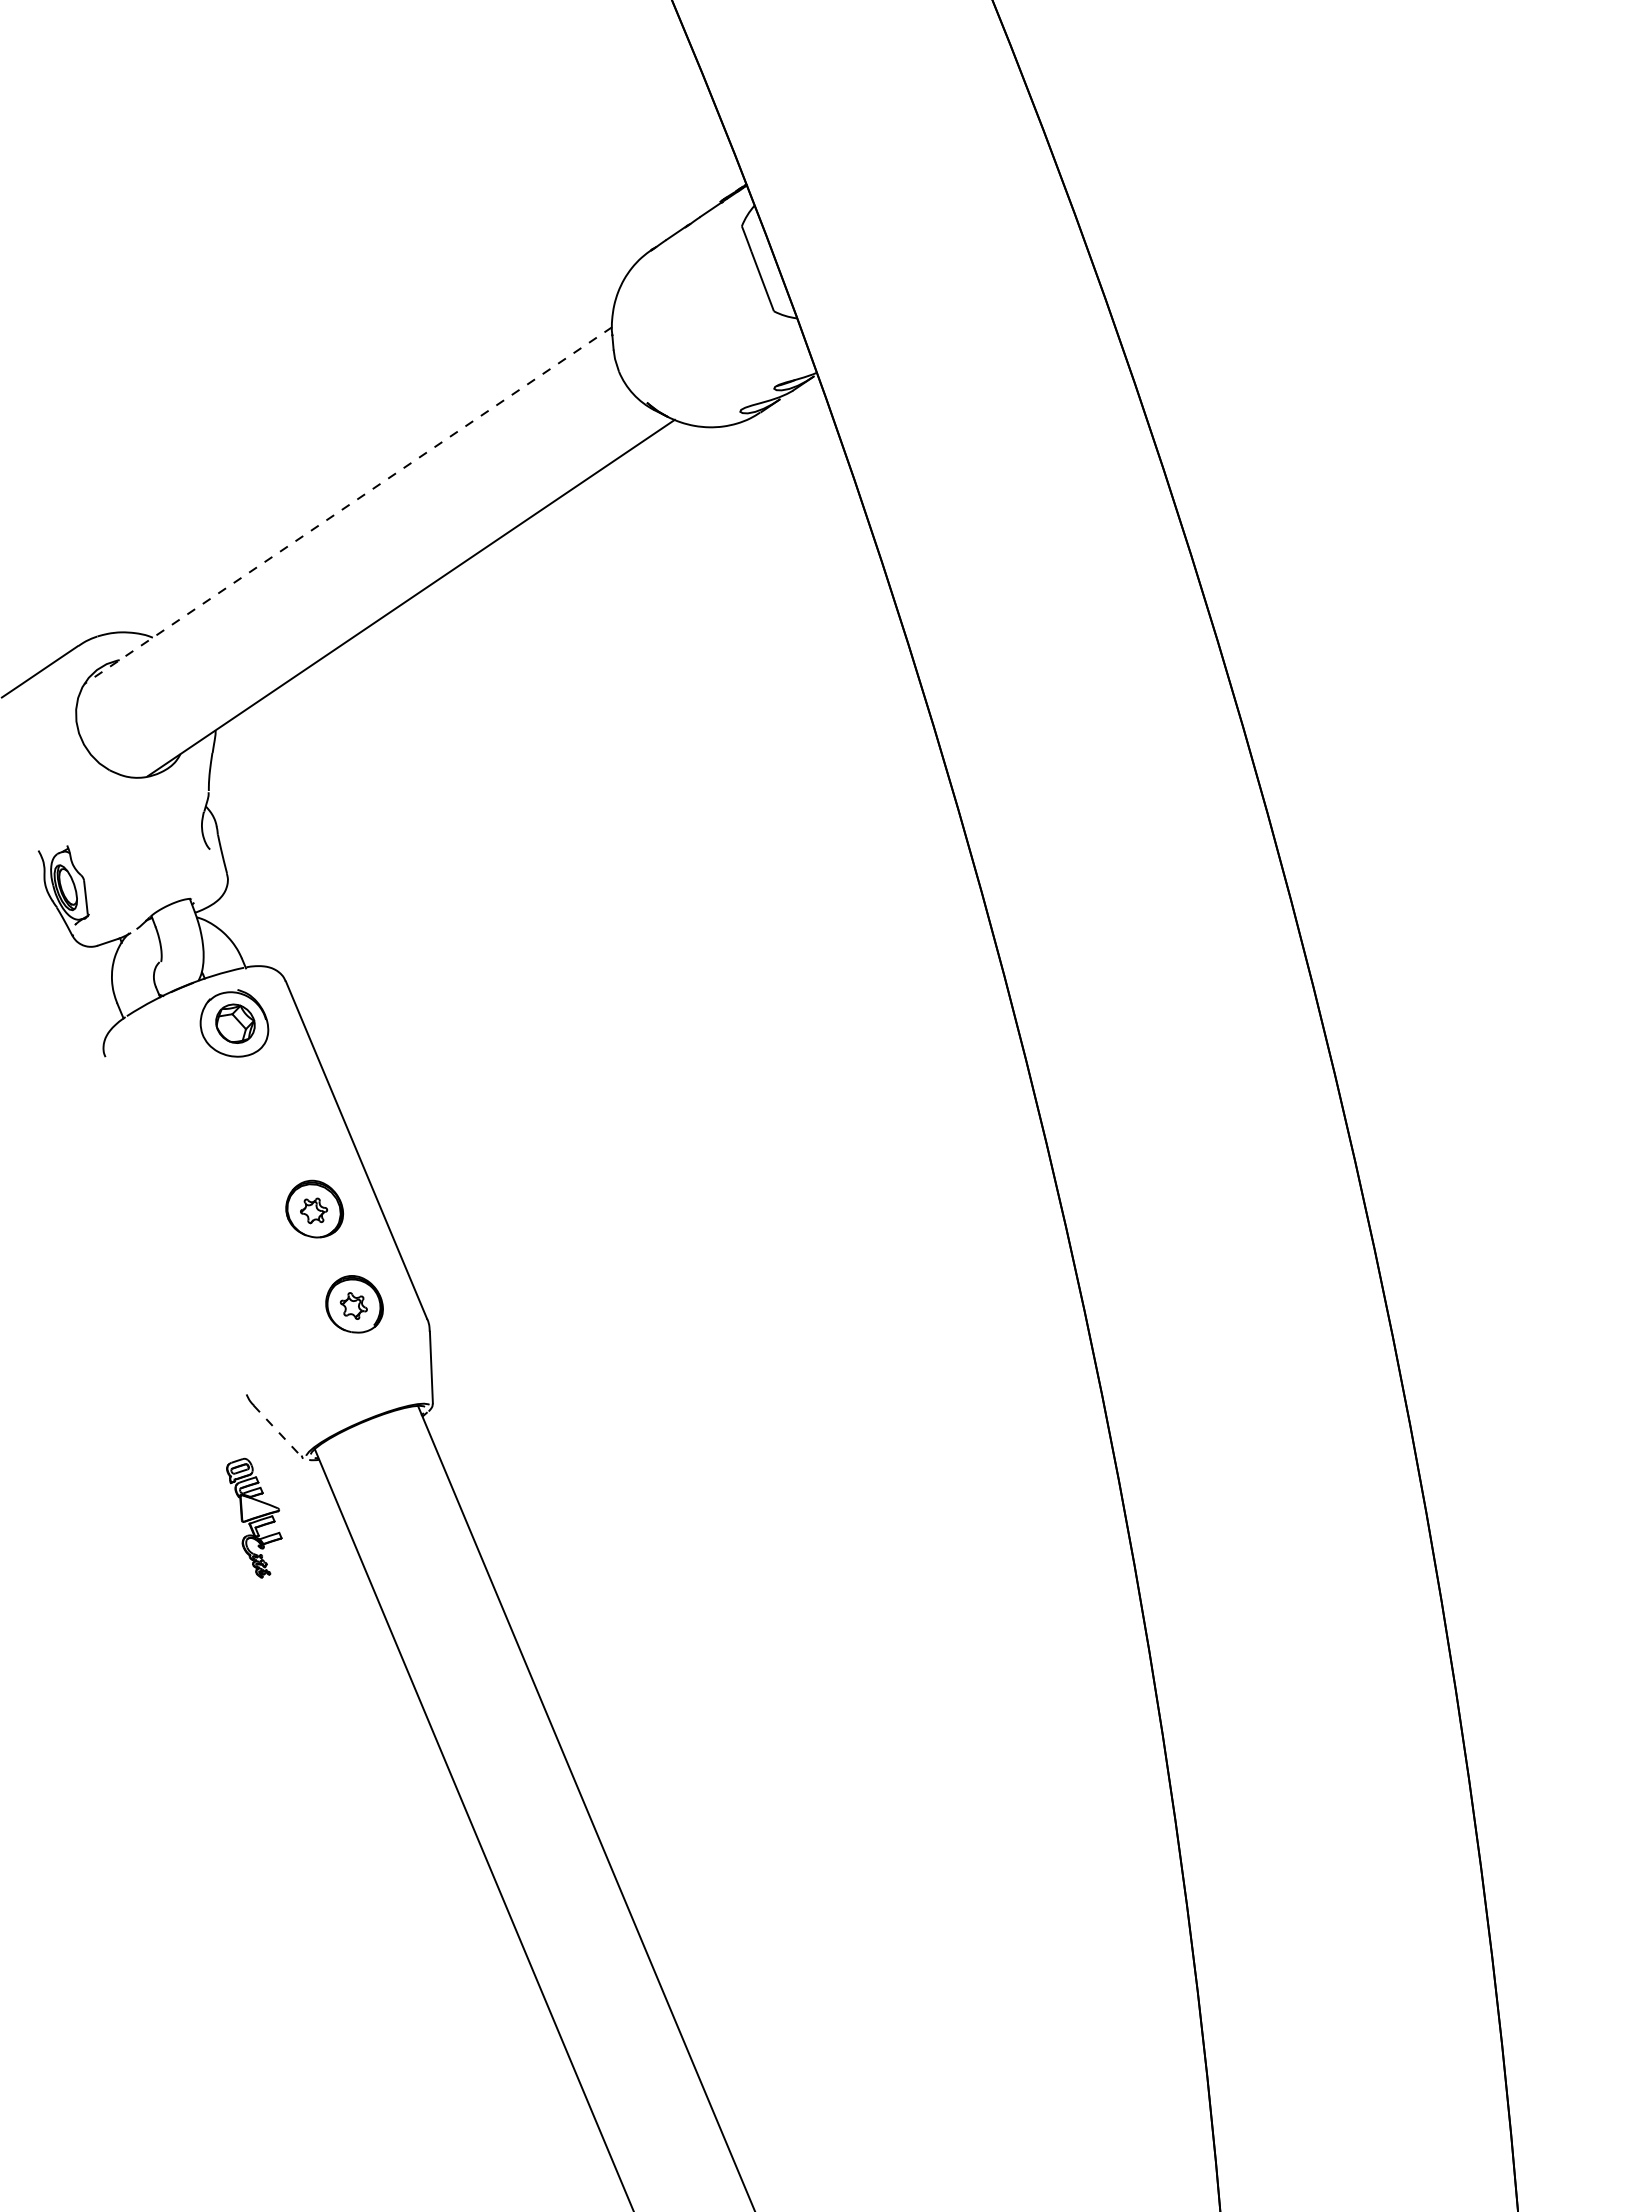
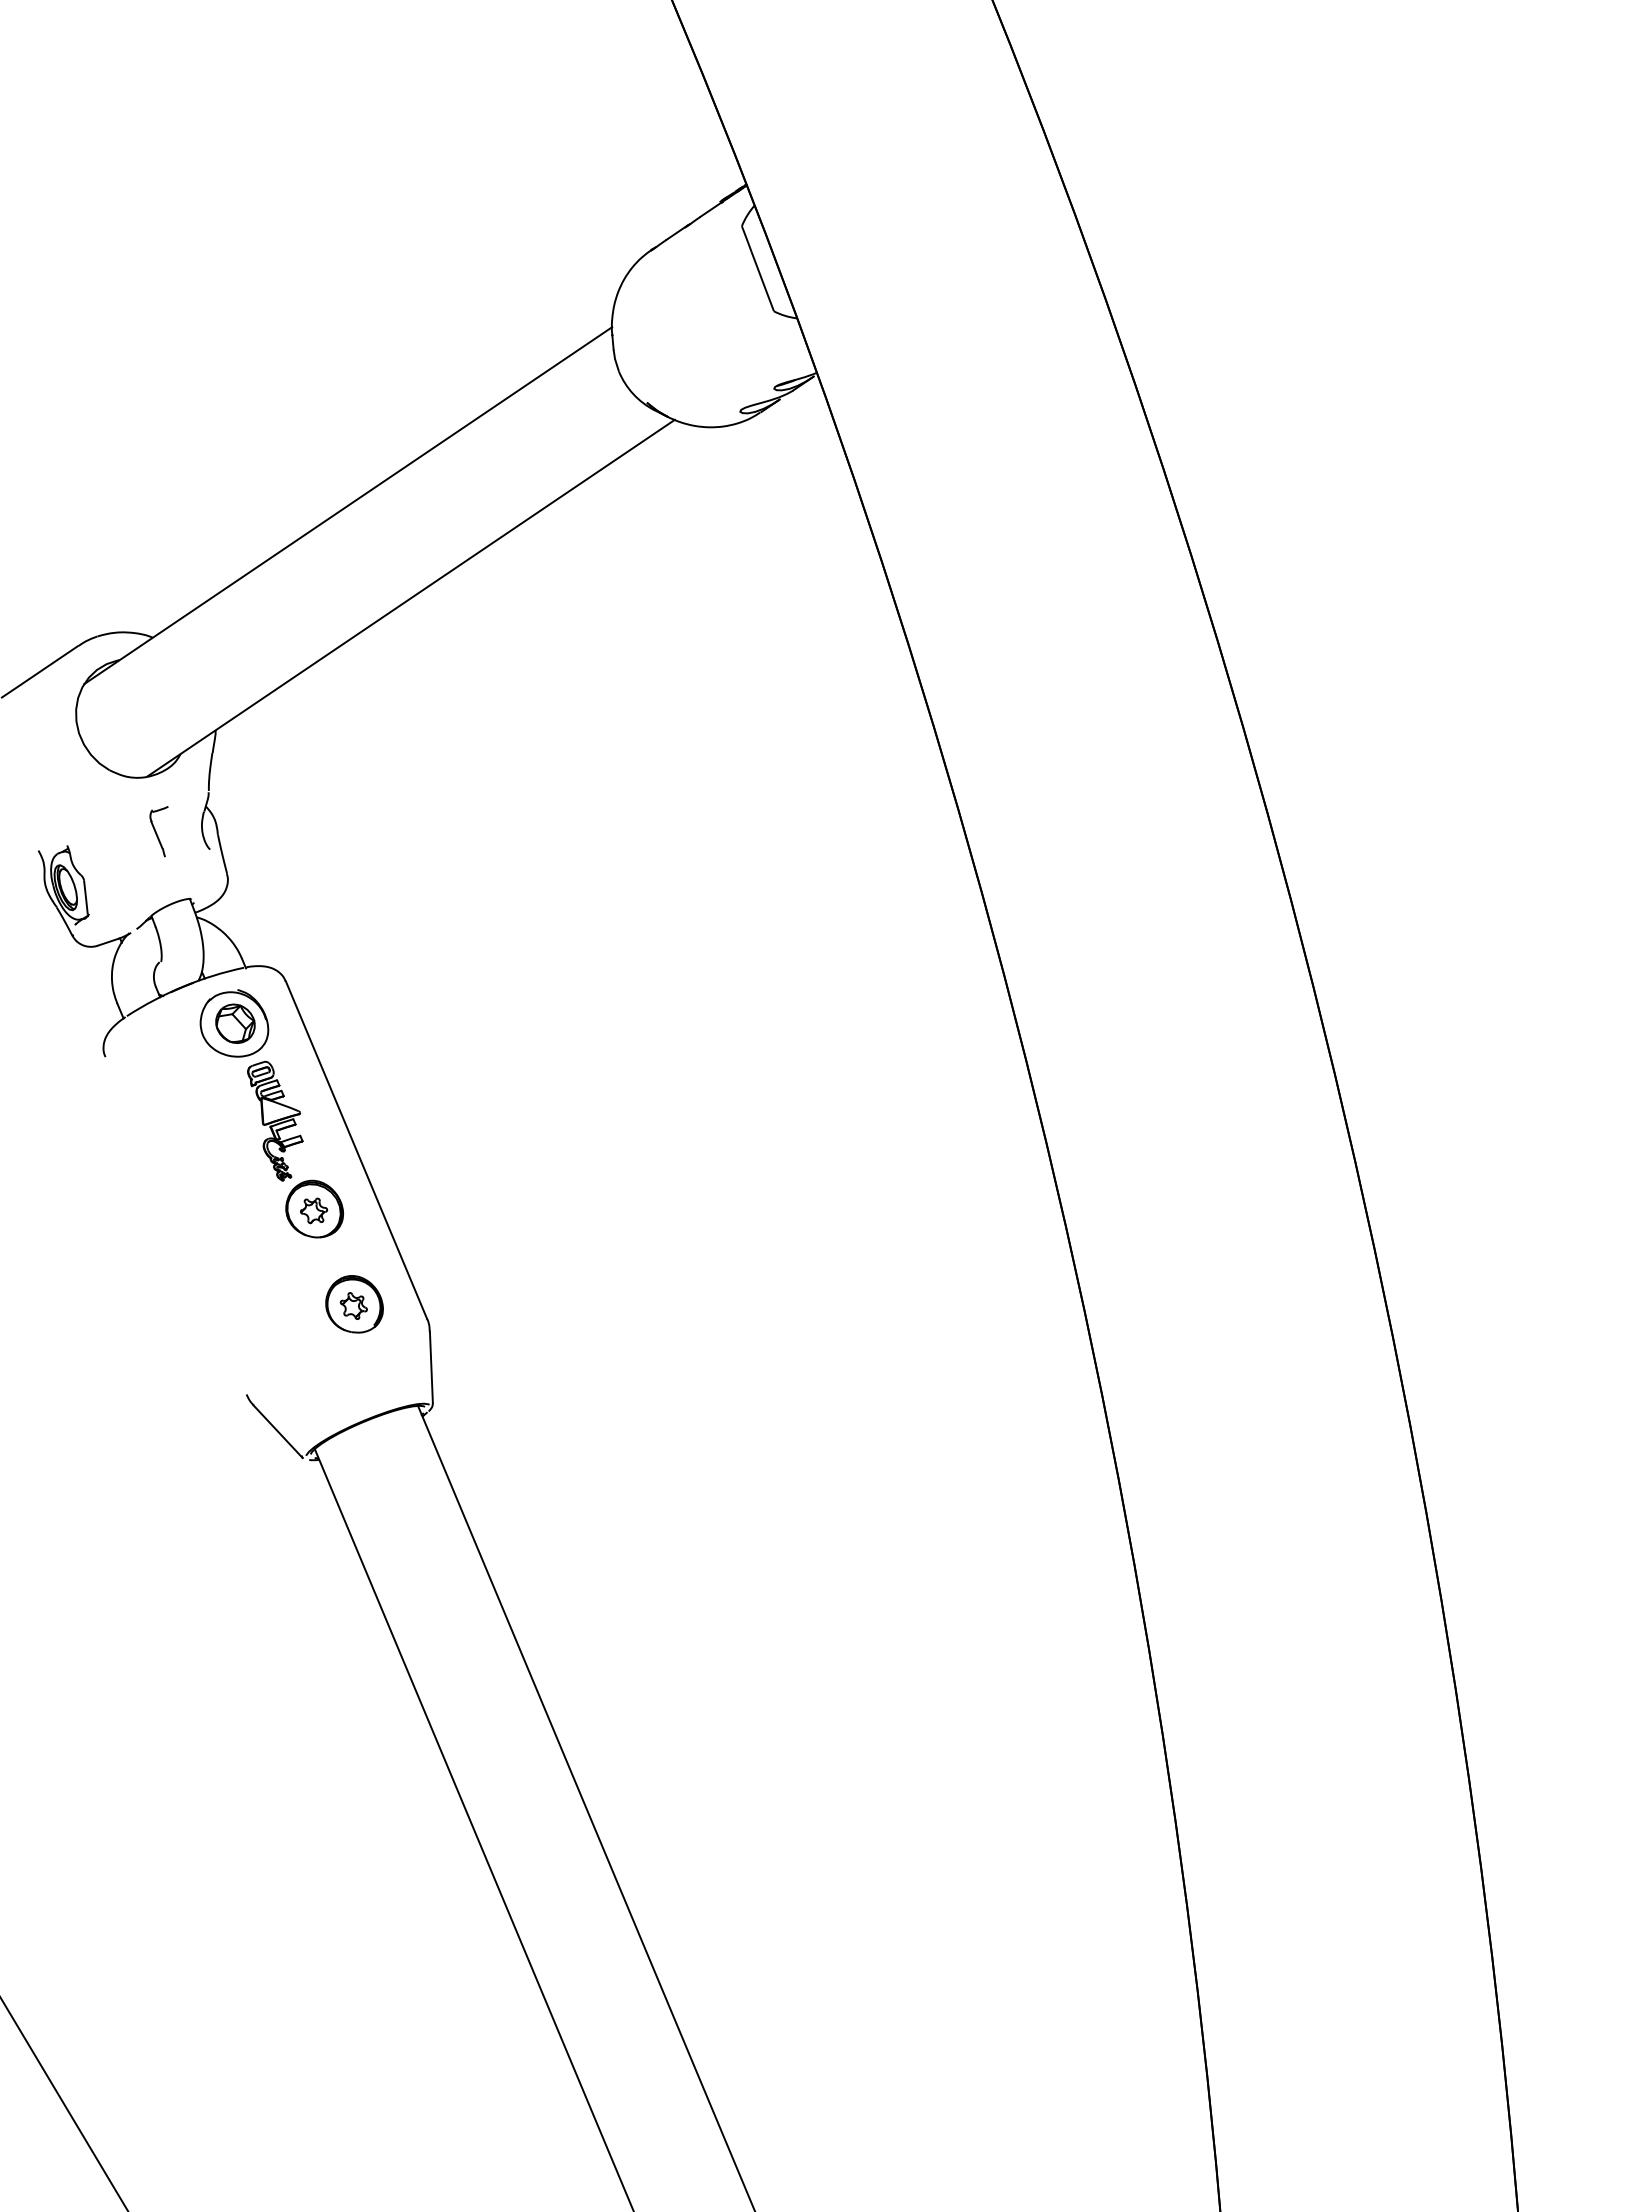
line: dashed -> solid (348, 505)
part: none -> present (158, 831)
line: dashed -> solid (278, 1431)
part position: (254, 1517) -> (275, 1120) (275, 1120)
line: none -> present (64, 2104)
